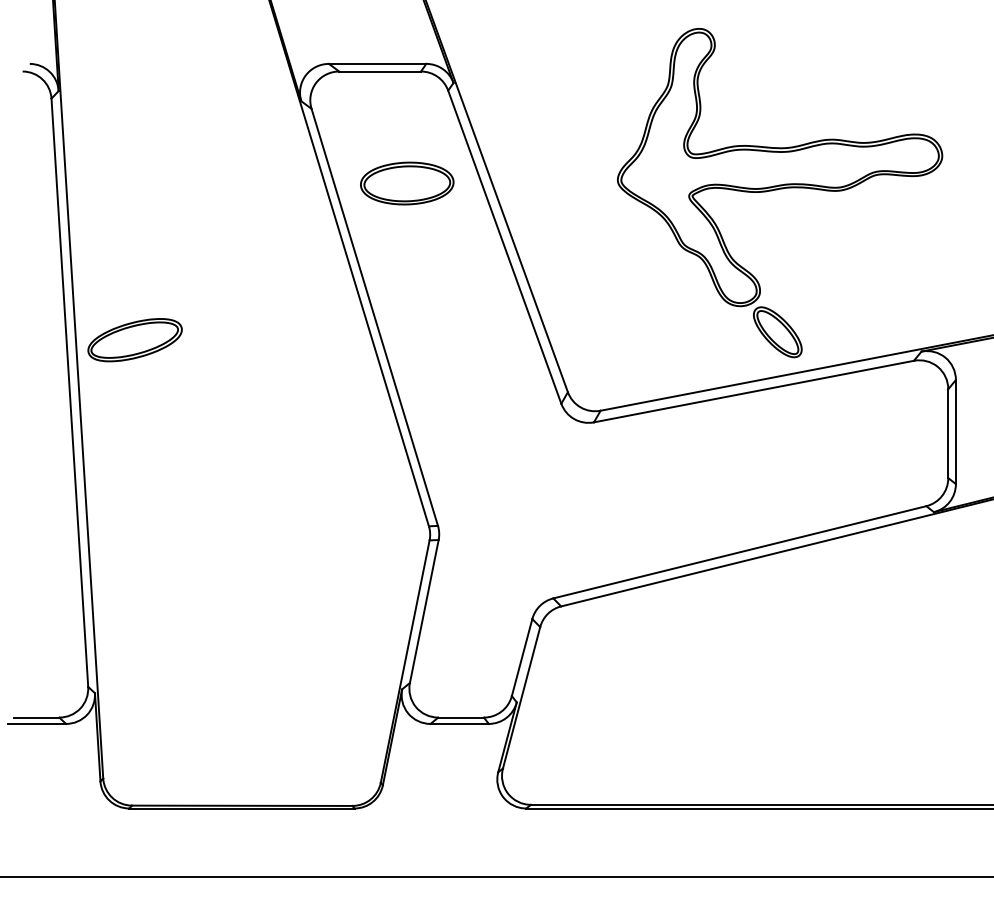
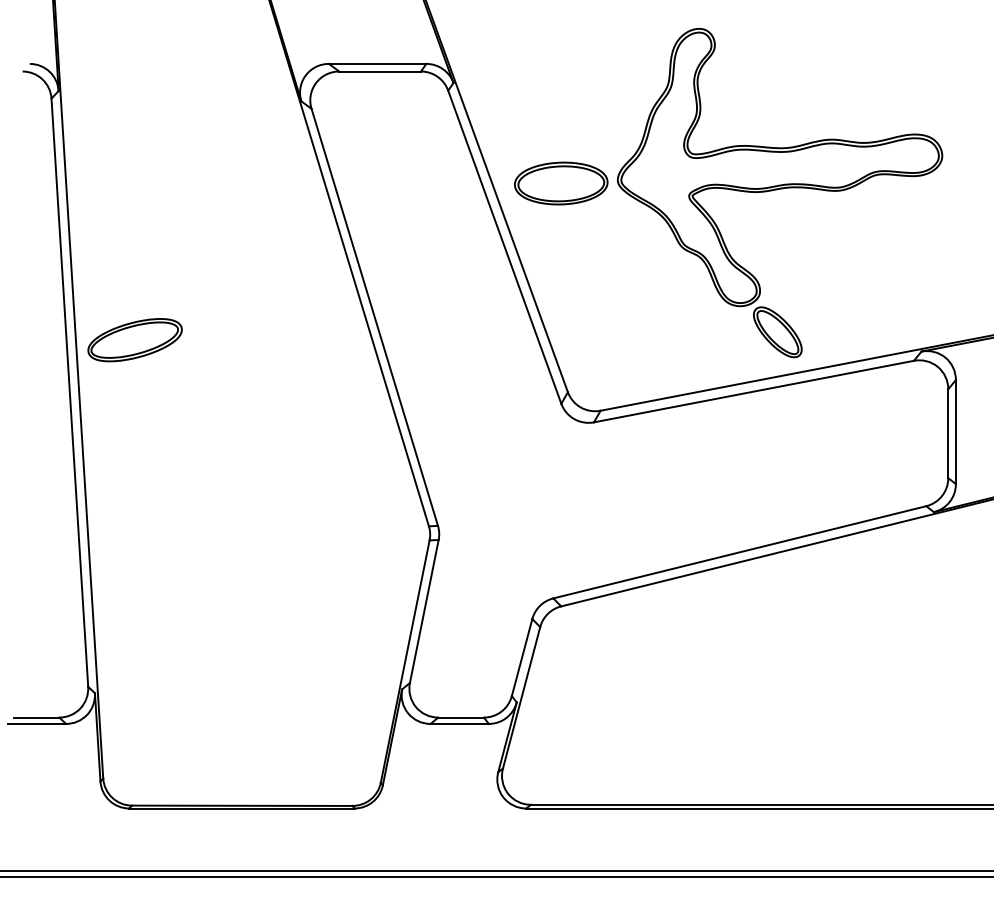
part position: (407, 183) -> (561, 183) (561, 183)
line: none -> present (496, 870)
